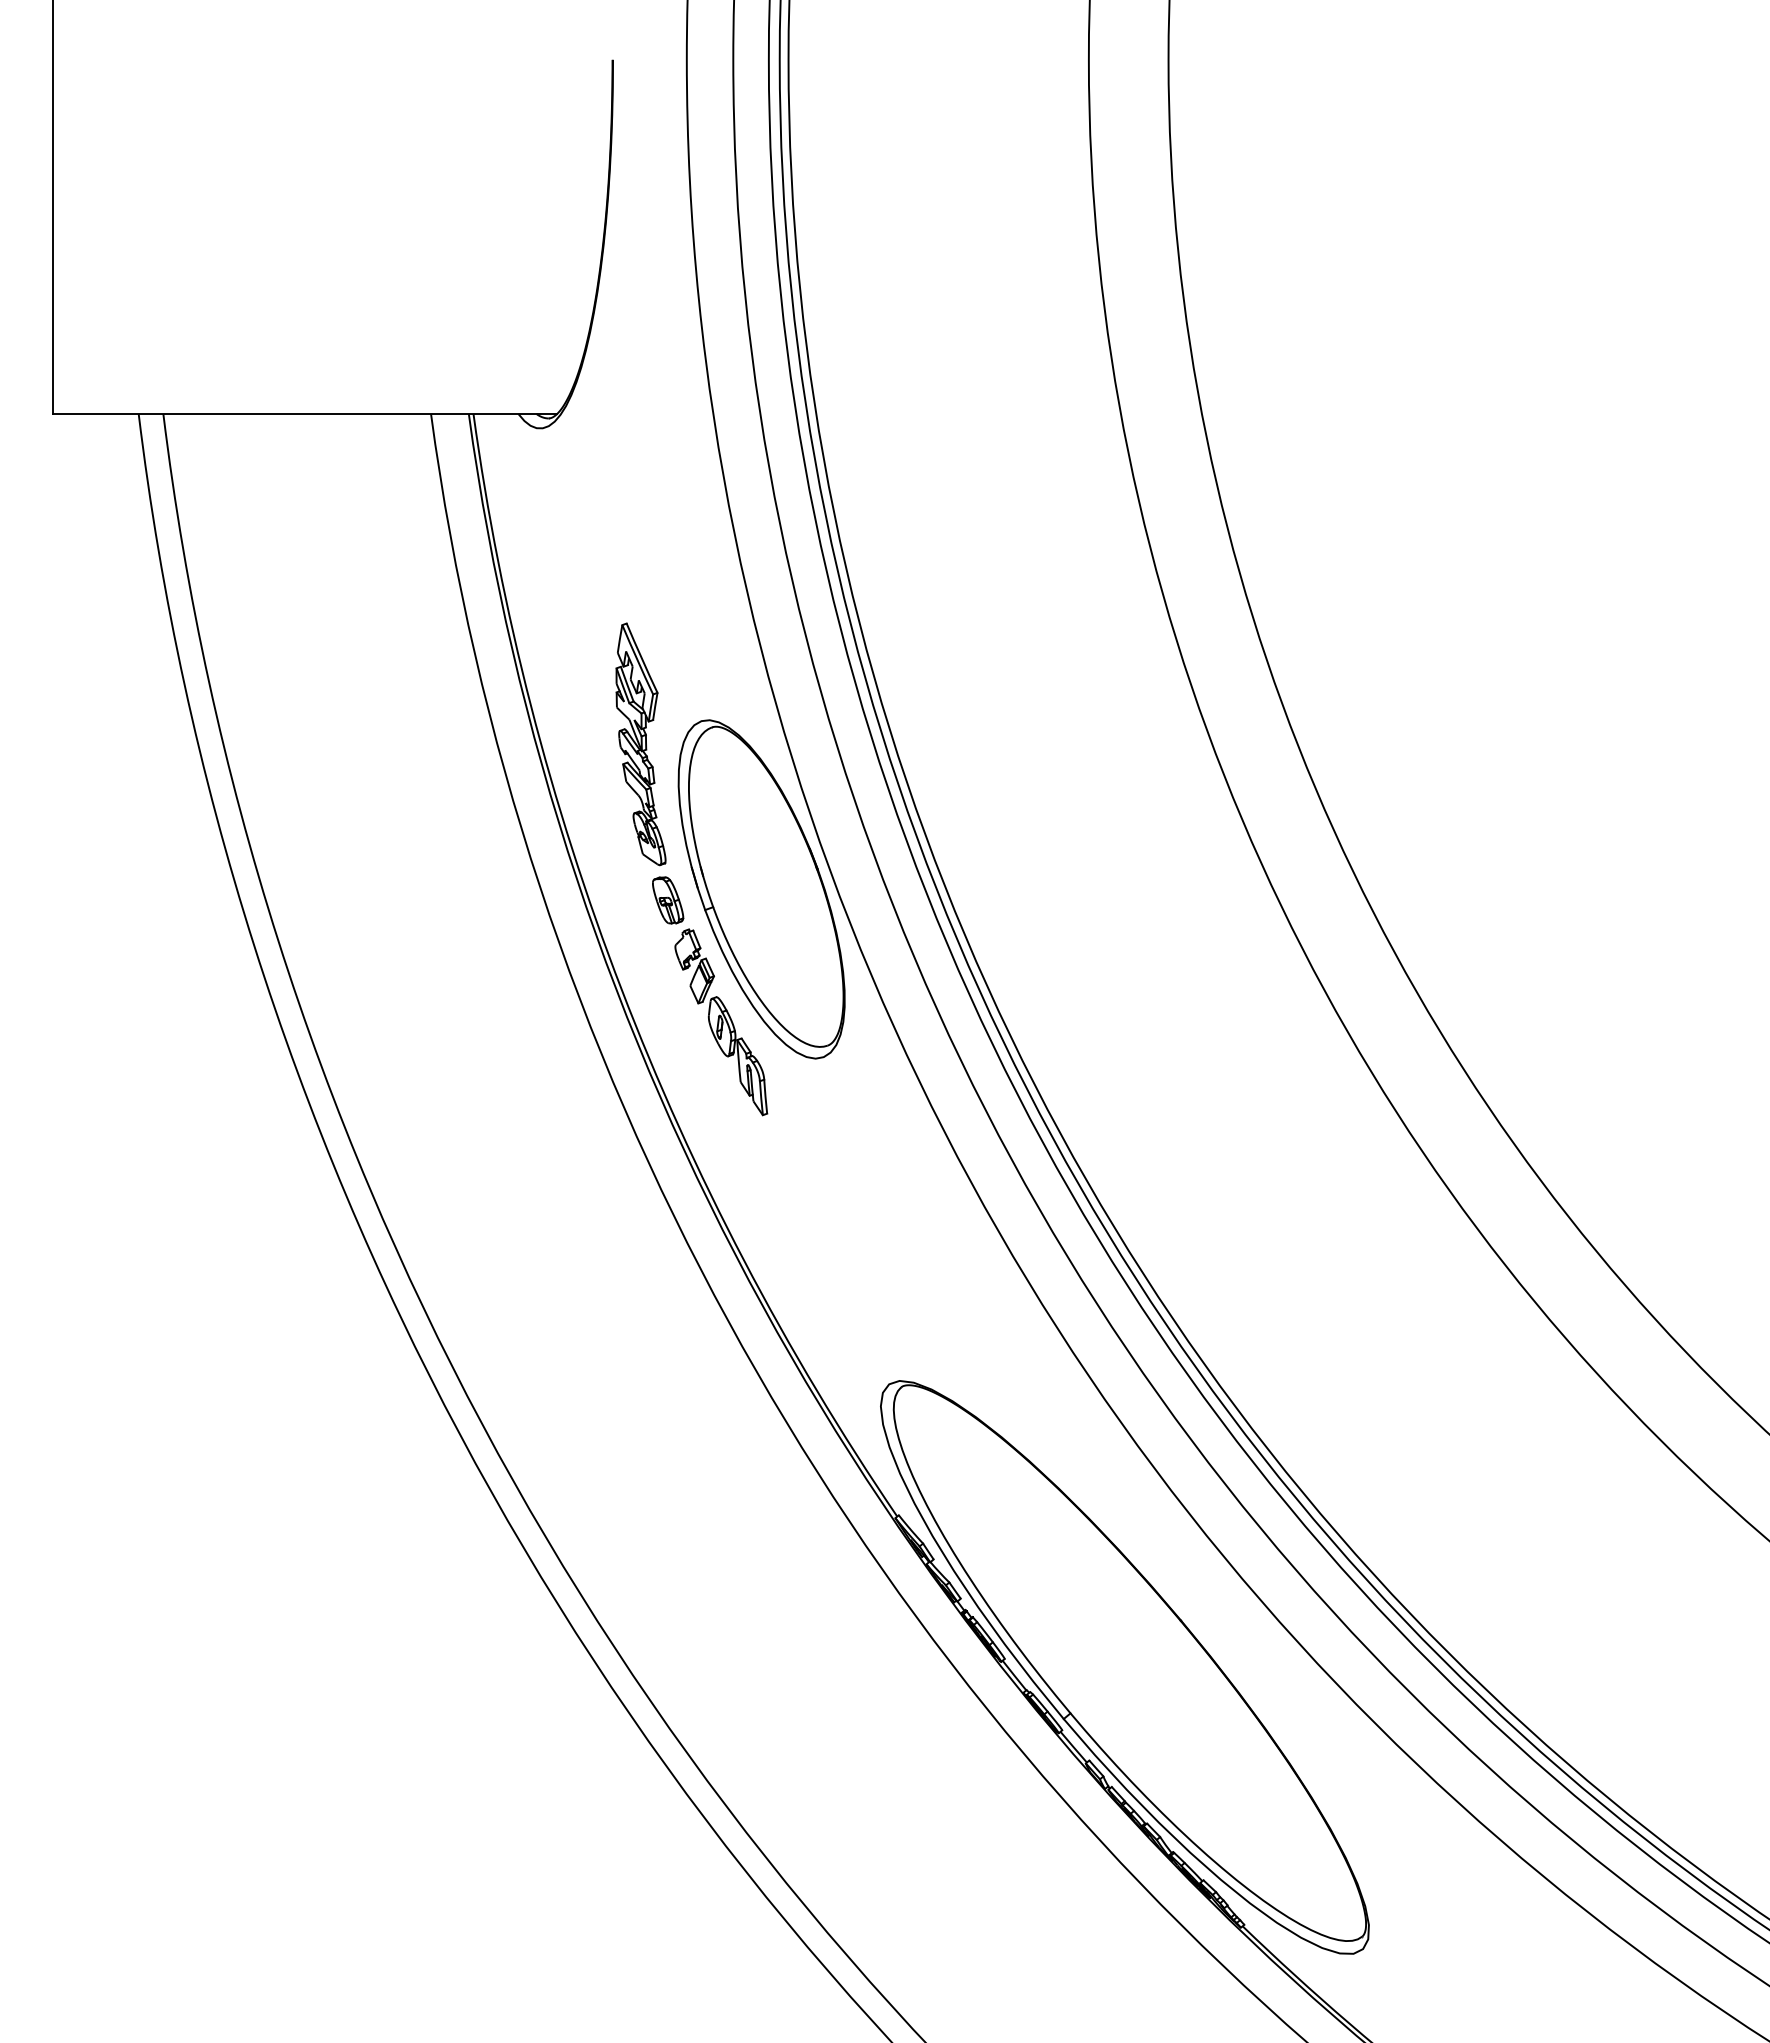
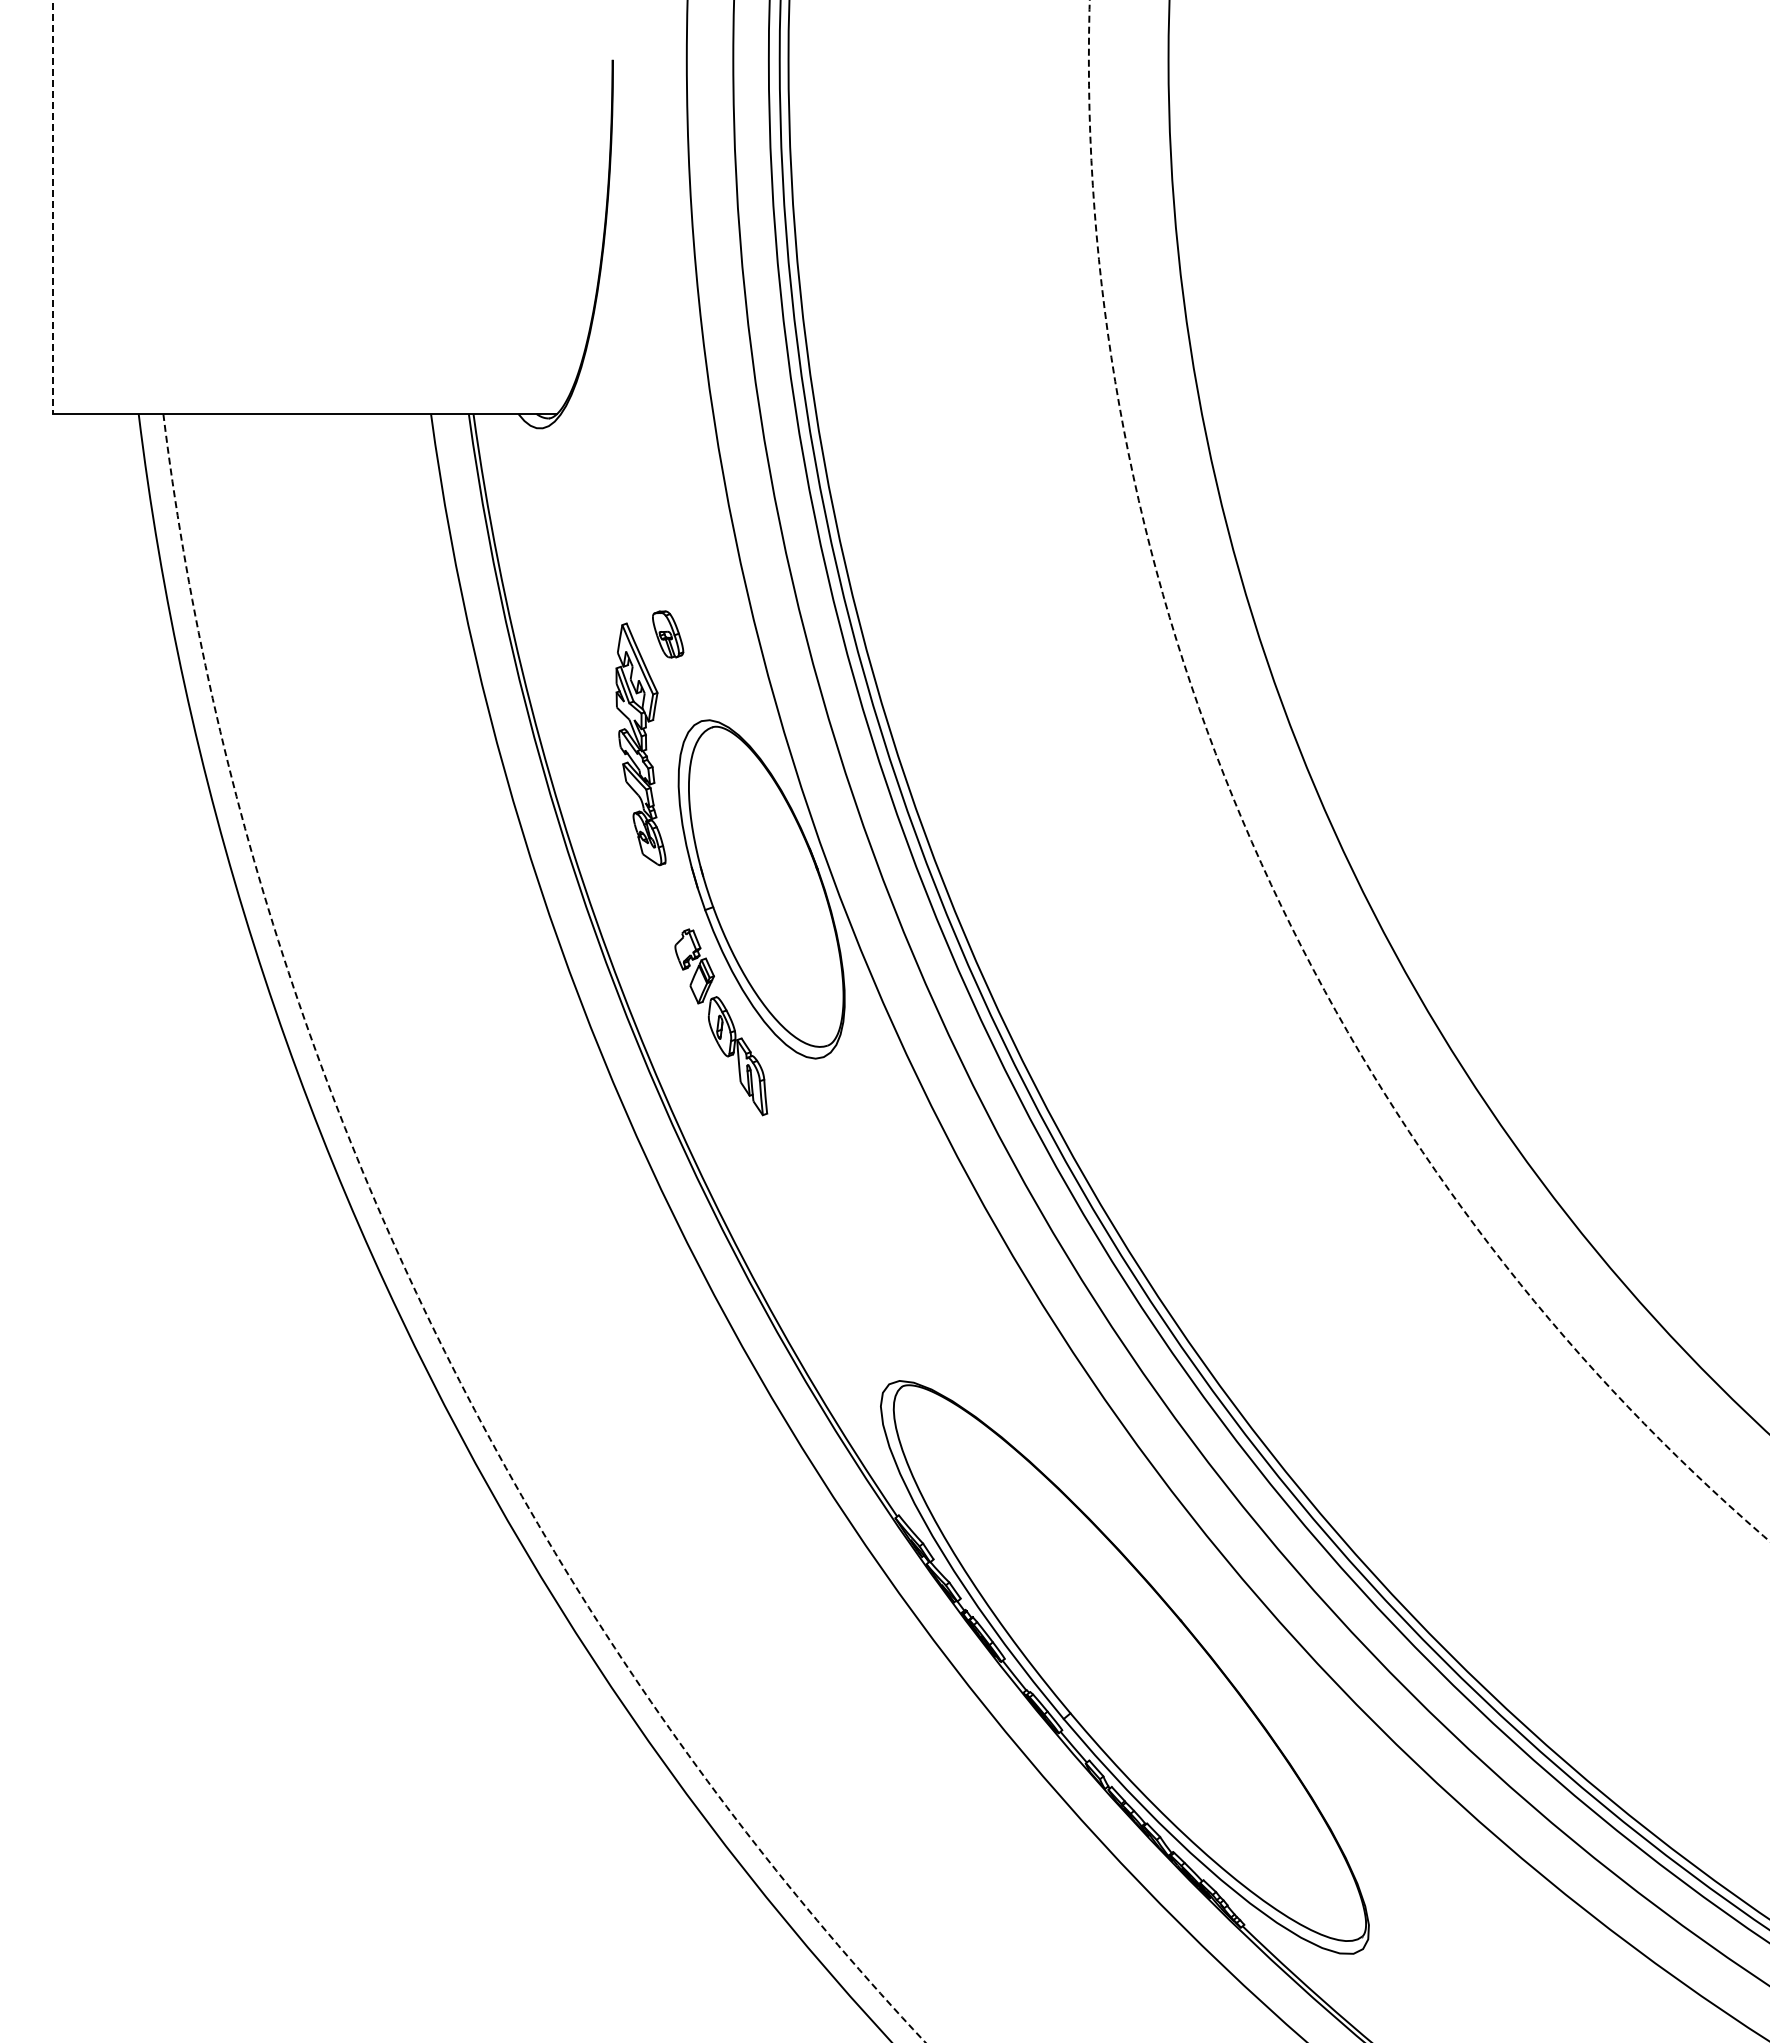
line: solid -> dashed (53, 207)
circle: solid -> dashed (1428, 770)
part position: (668, 900) -> (668, 634) (668, 634)
arc: solid -> dashed (415, 1291)
